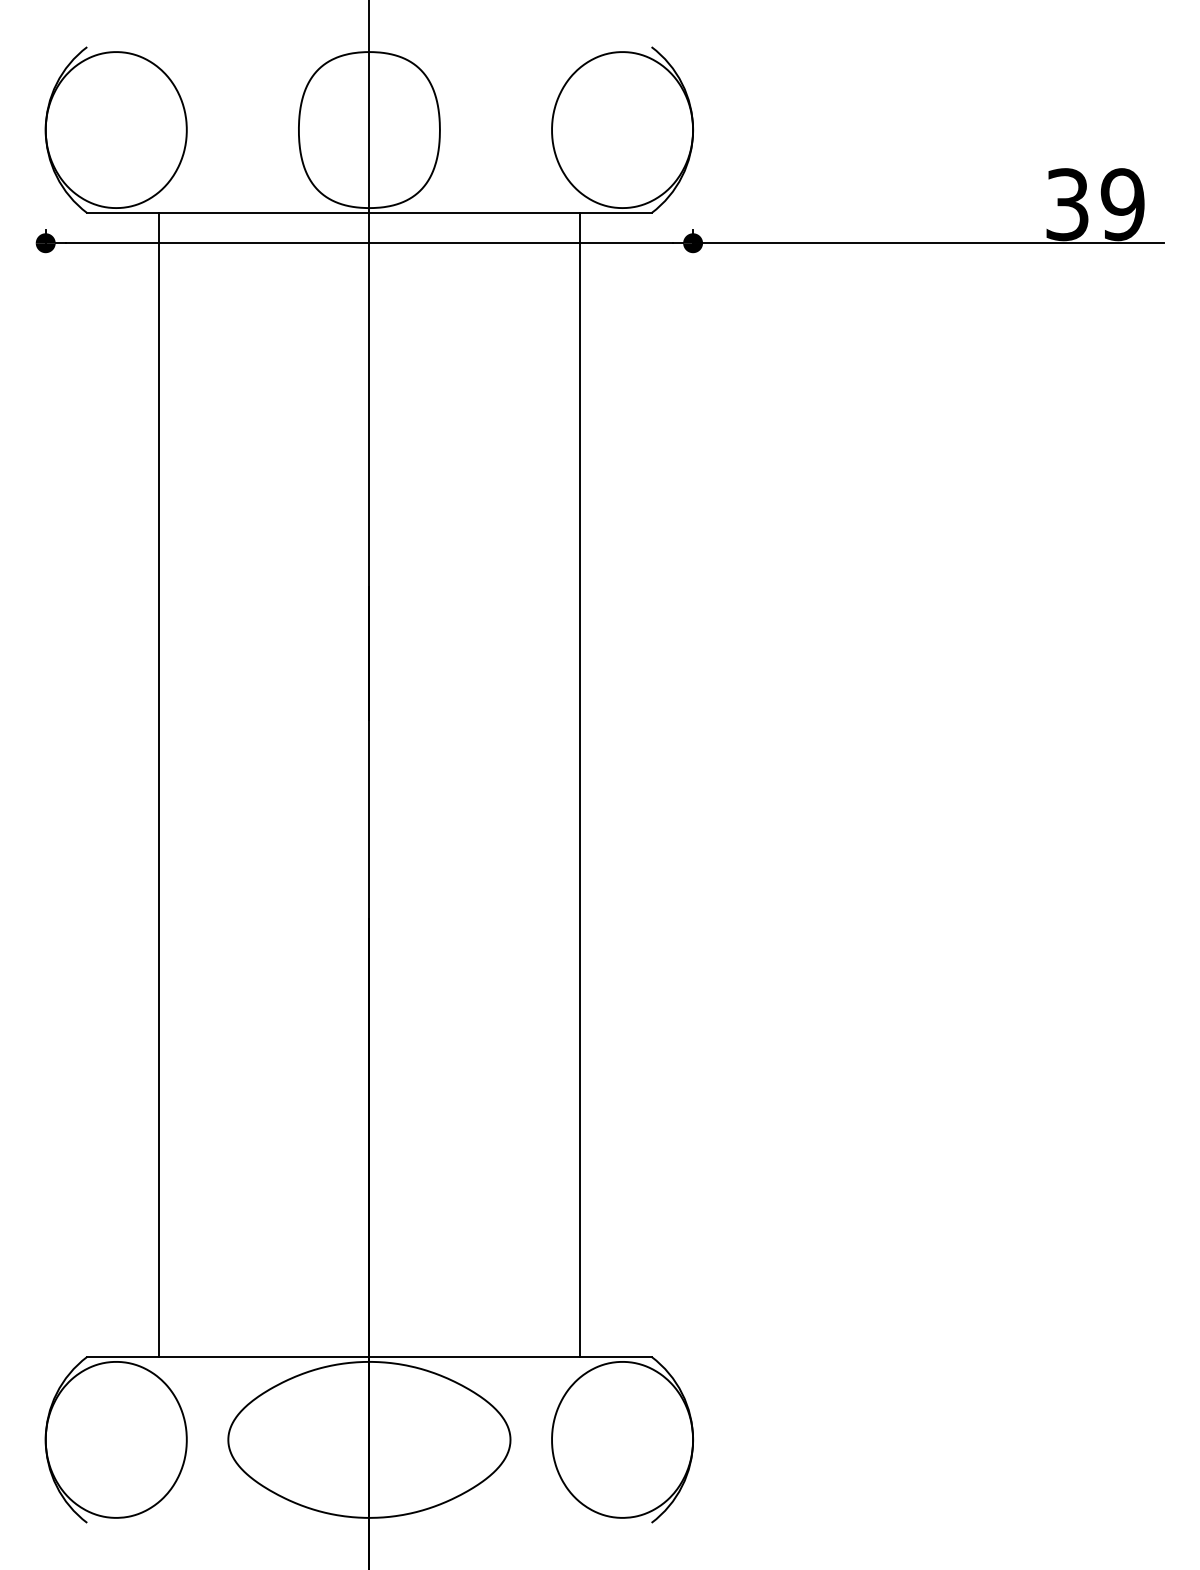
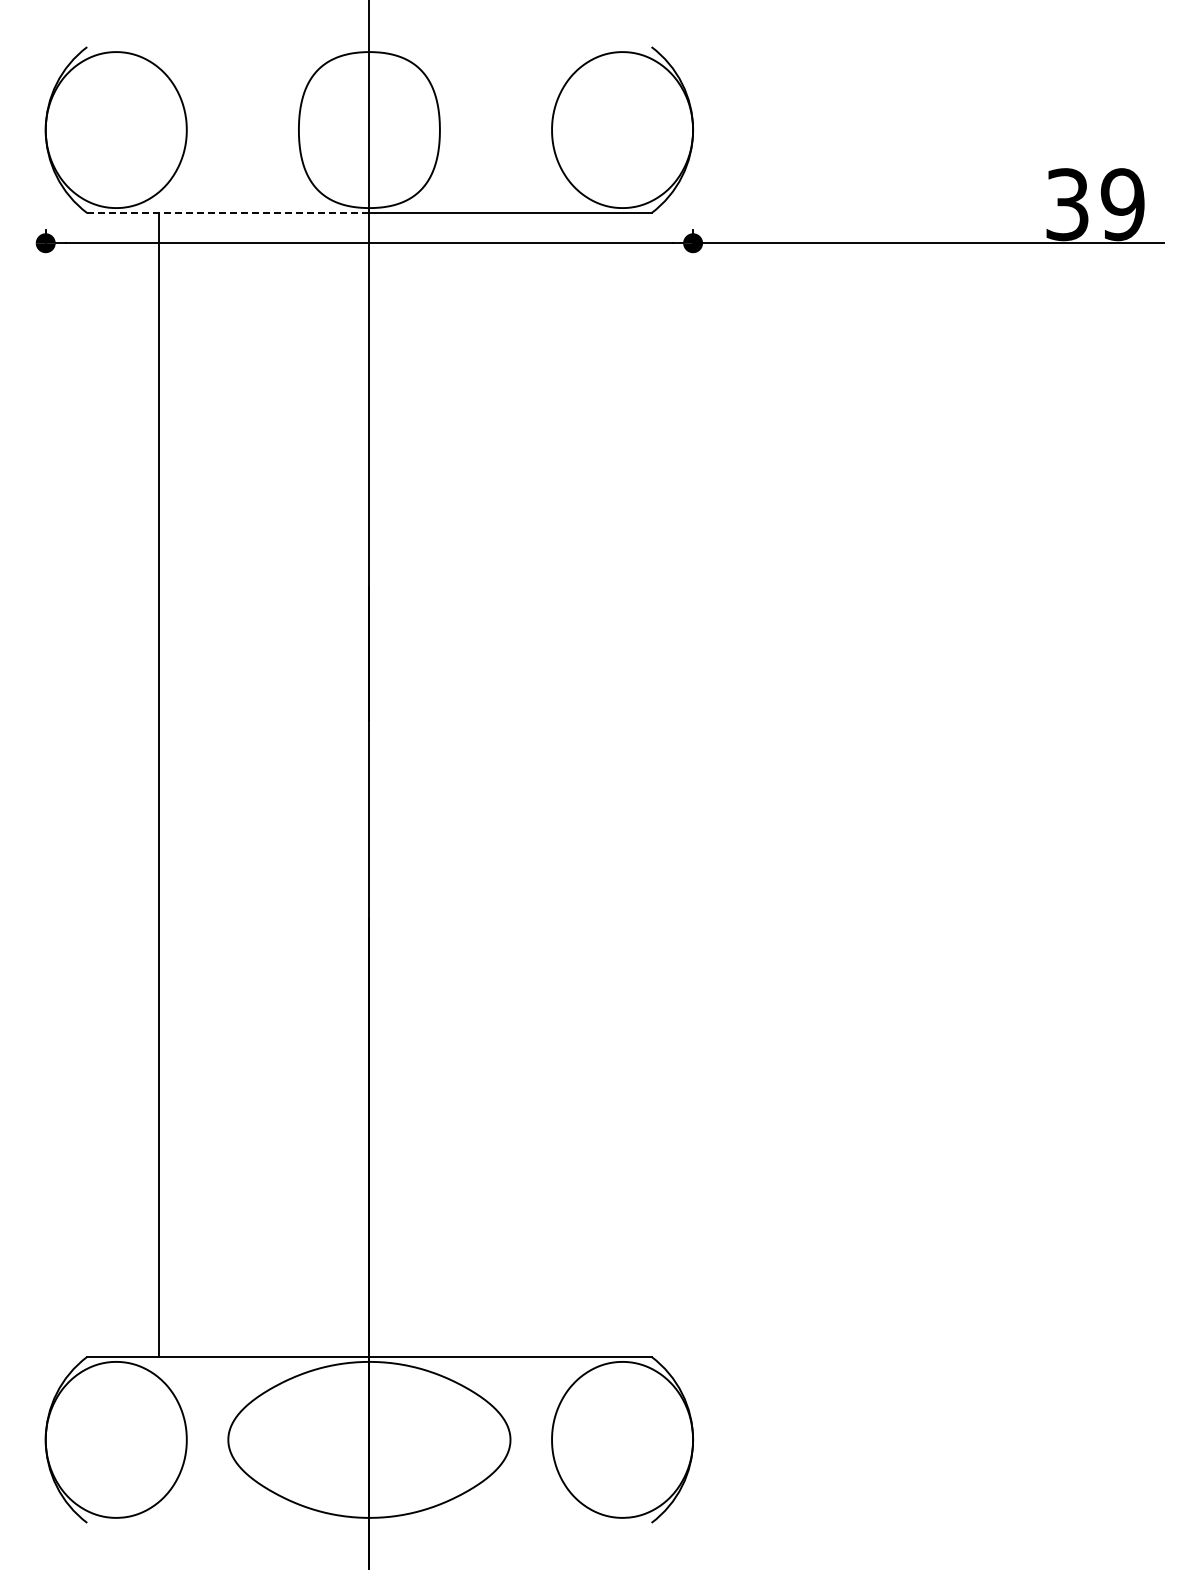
line: solid -> dashed (228, 213)
line: present -> none (580, 784)
